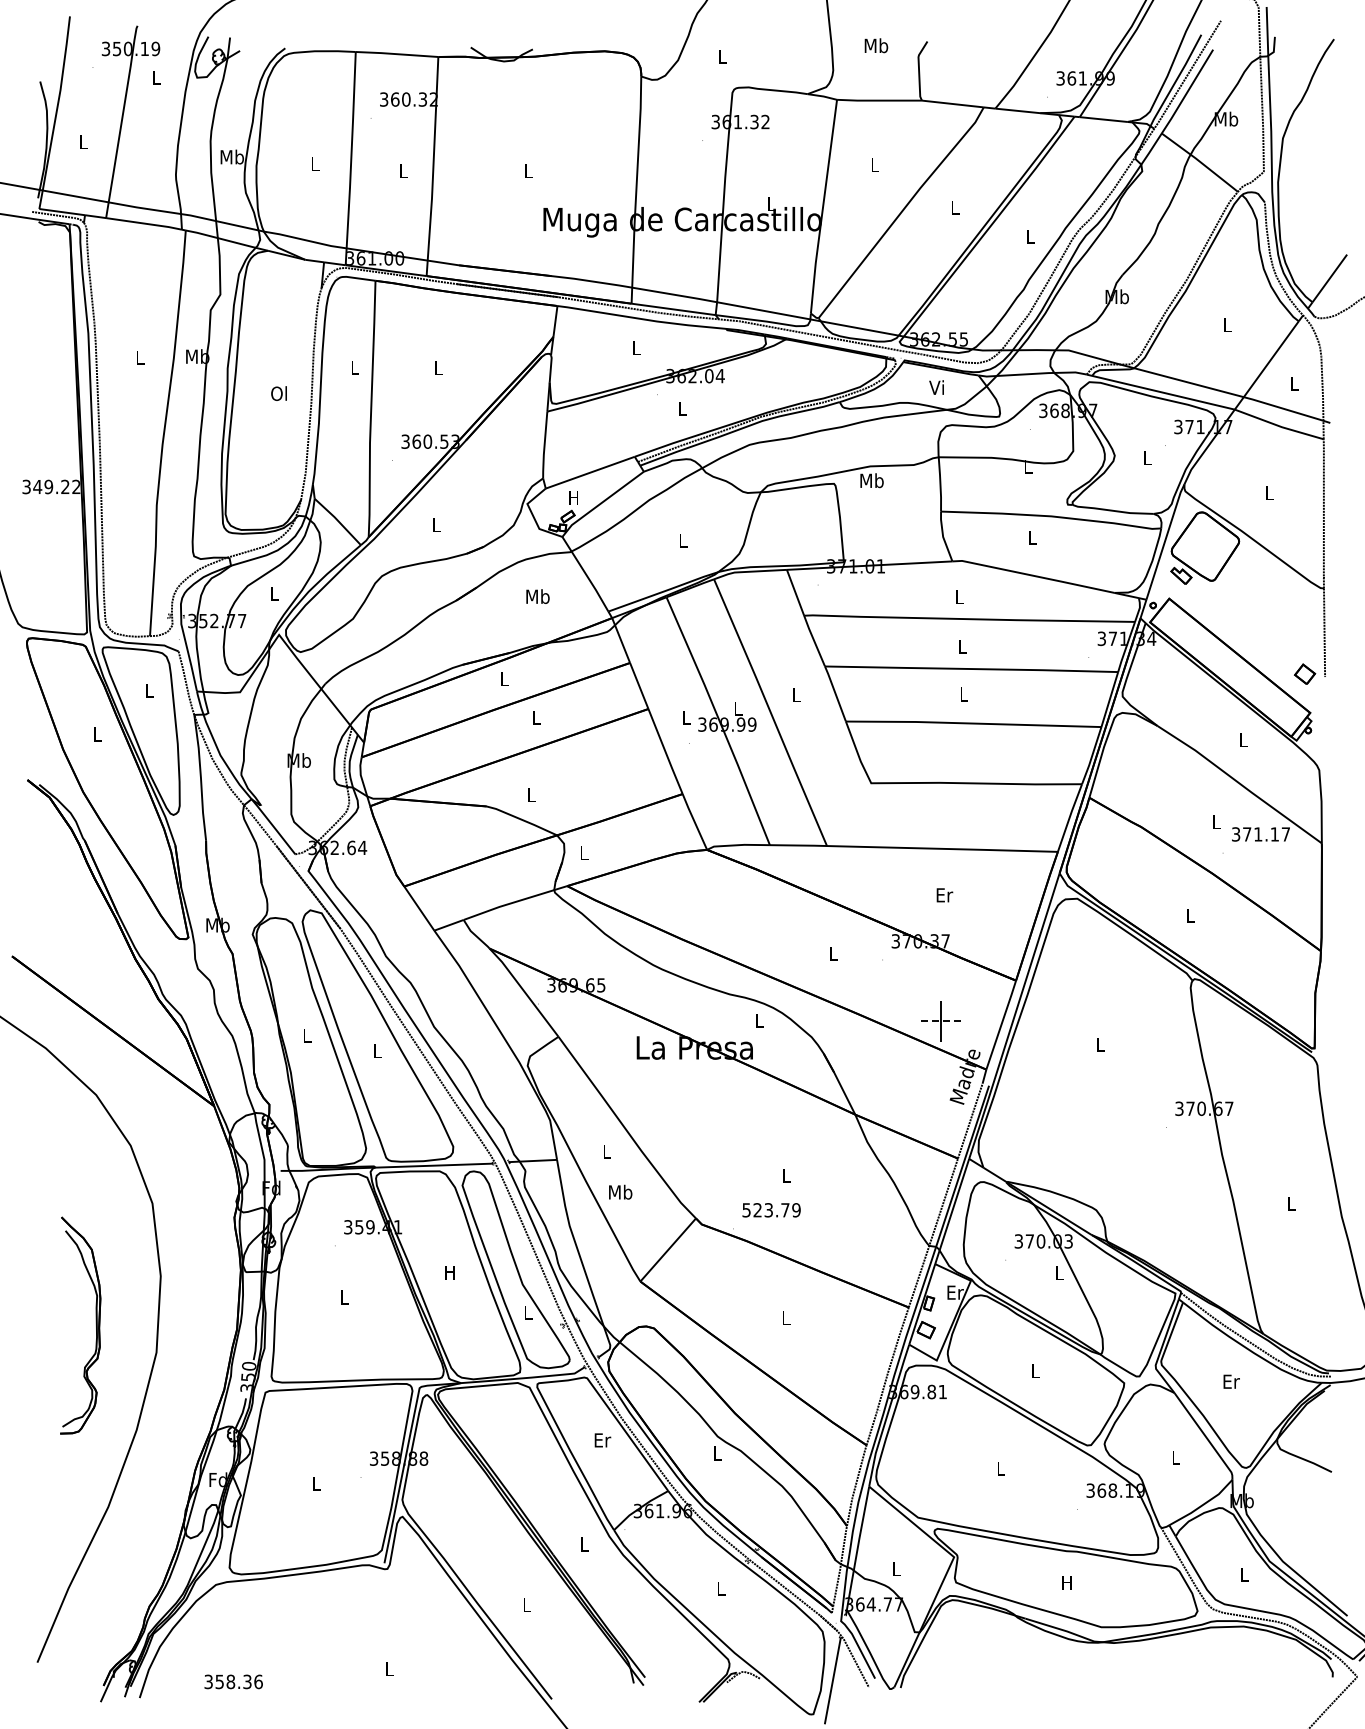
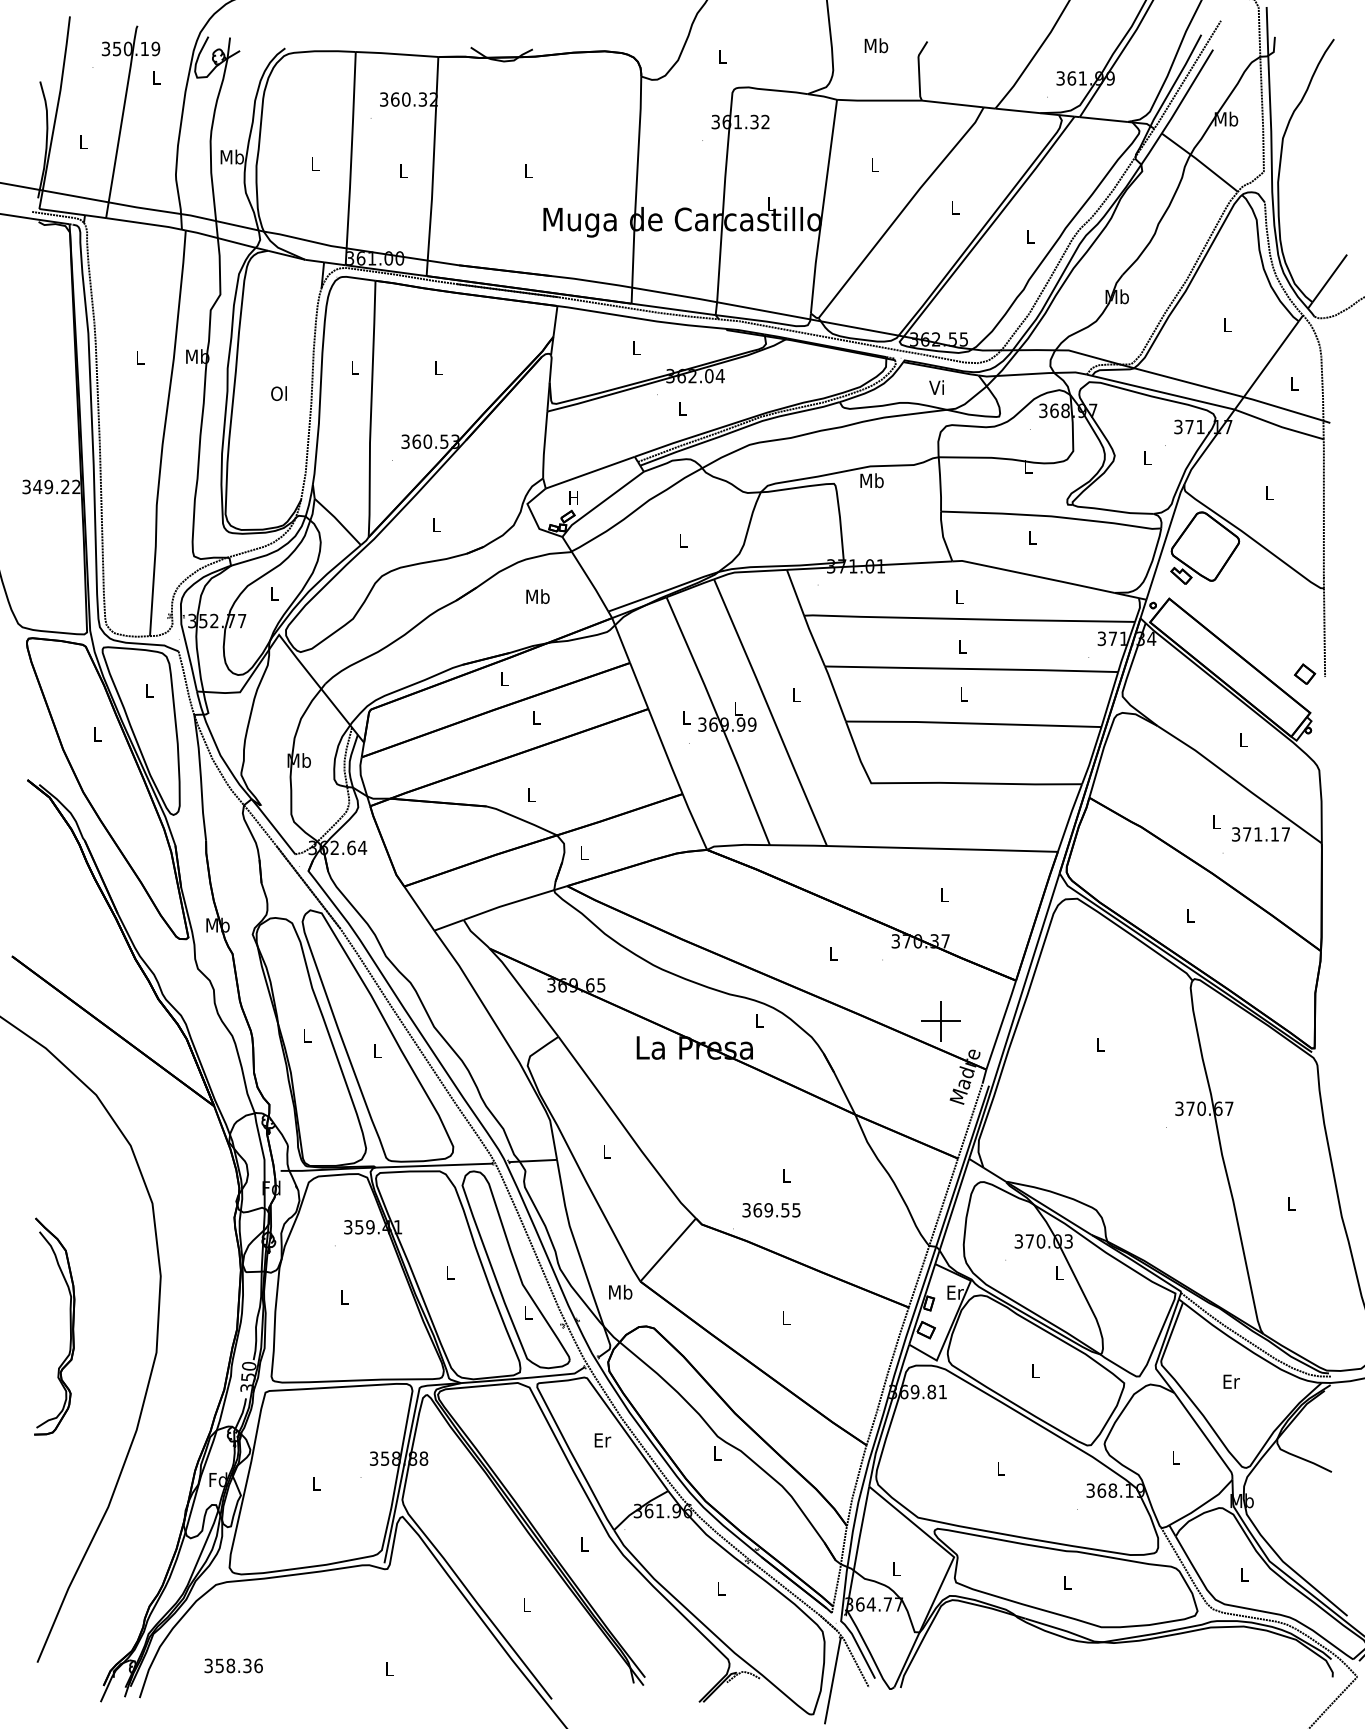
text: Er -> L (944, 895)
line: dashed -> solid (941, 1021)
text position: (620, 1191) -> (620, 1291) (620, 1291)
text: 523.79 -> 369.55 (771, 1210)
text: H -> L (449, 1272)
part position: (95, 1324) -> (69, 1325) (69, 1325)
text: H -> L (1066, 1582)
text position: (233, 1681) -> (233, 1665) (233, 1665)
